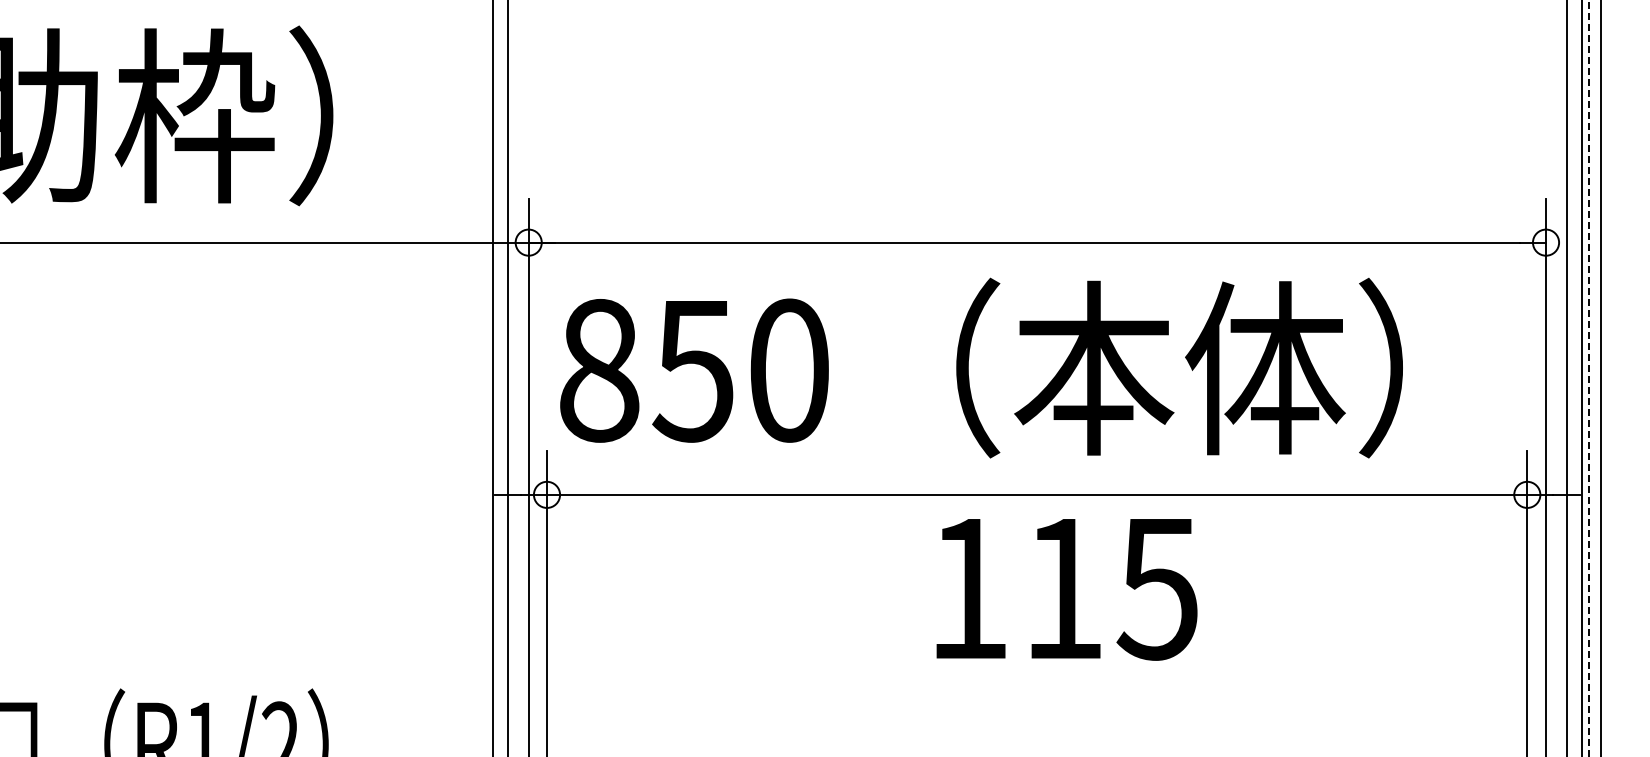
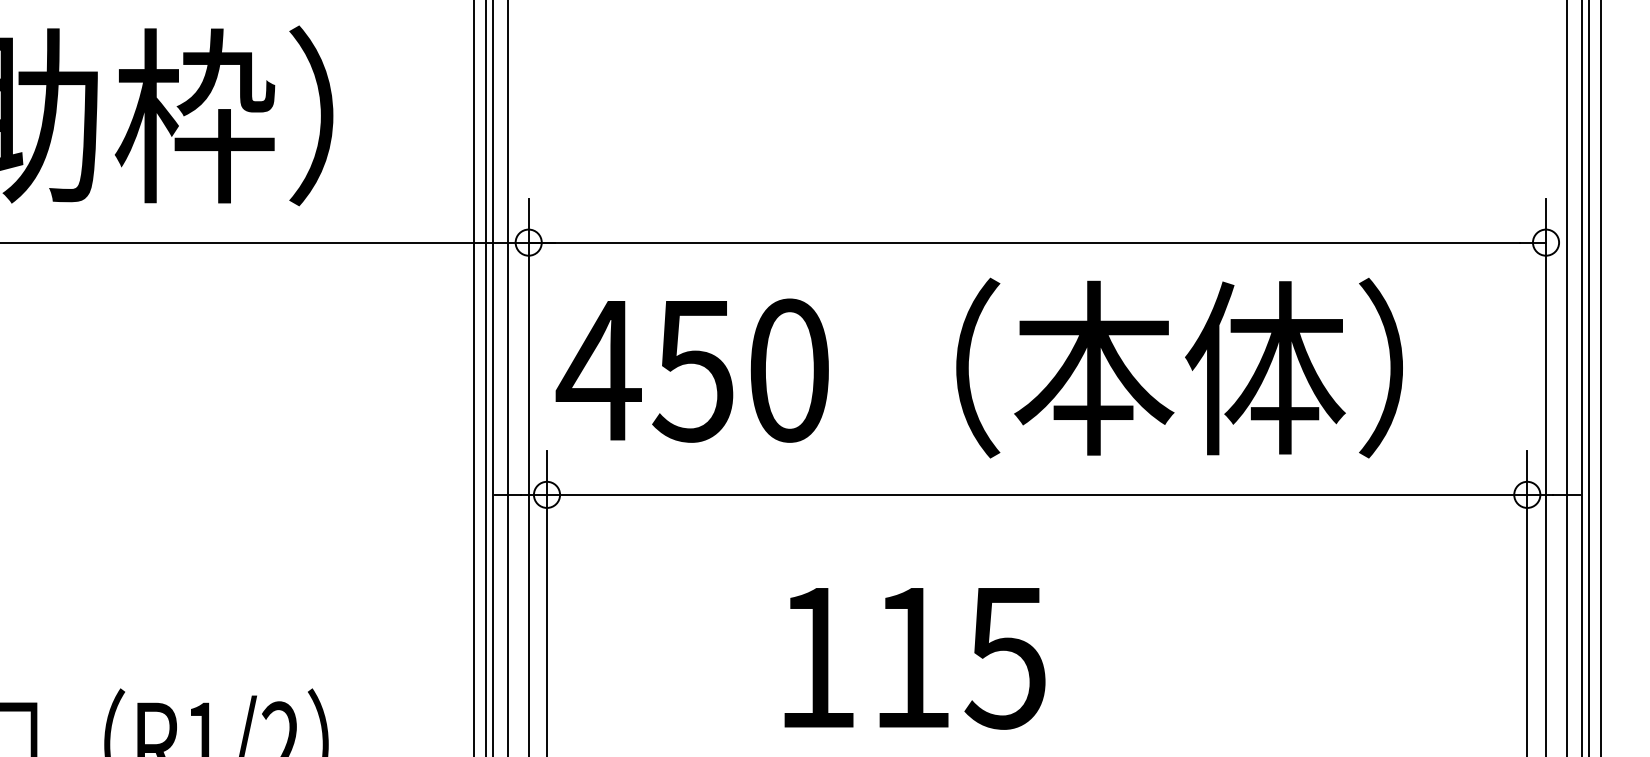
text: 850 -> 450 (598, 370)
line: none -> present (474, 377)
line: none -> present (486, 377)
line: dashed -> solid (1588, 378)
text position: (1066, 589) -> (914, 658) (914, 658)
